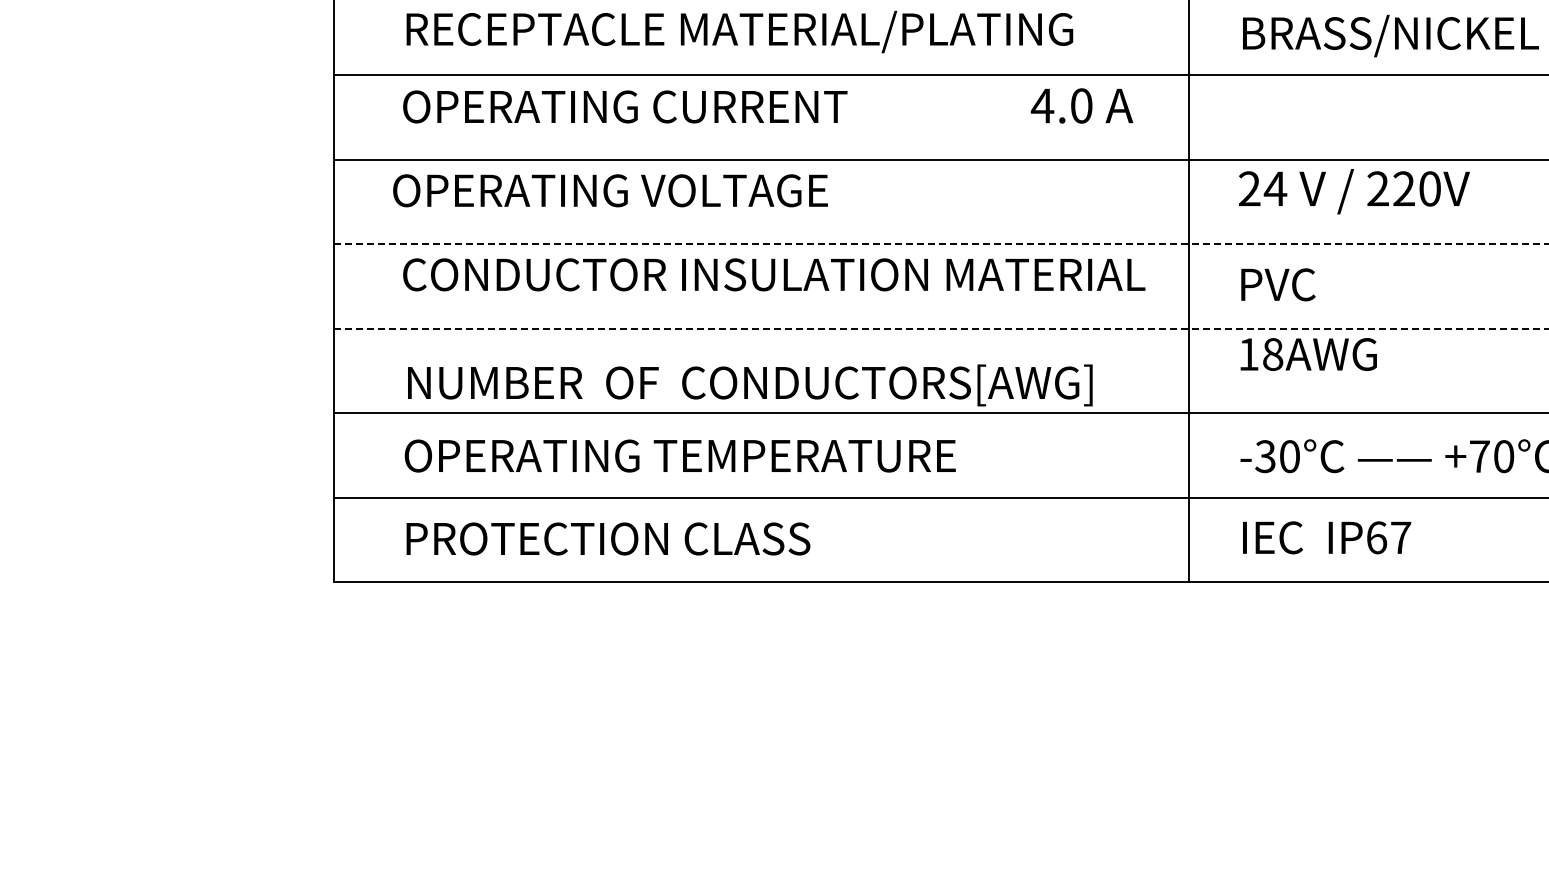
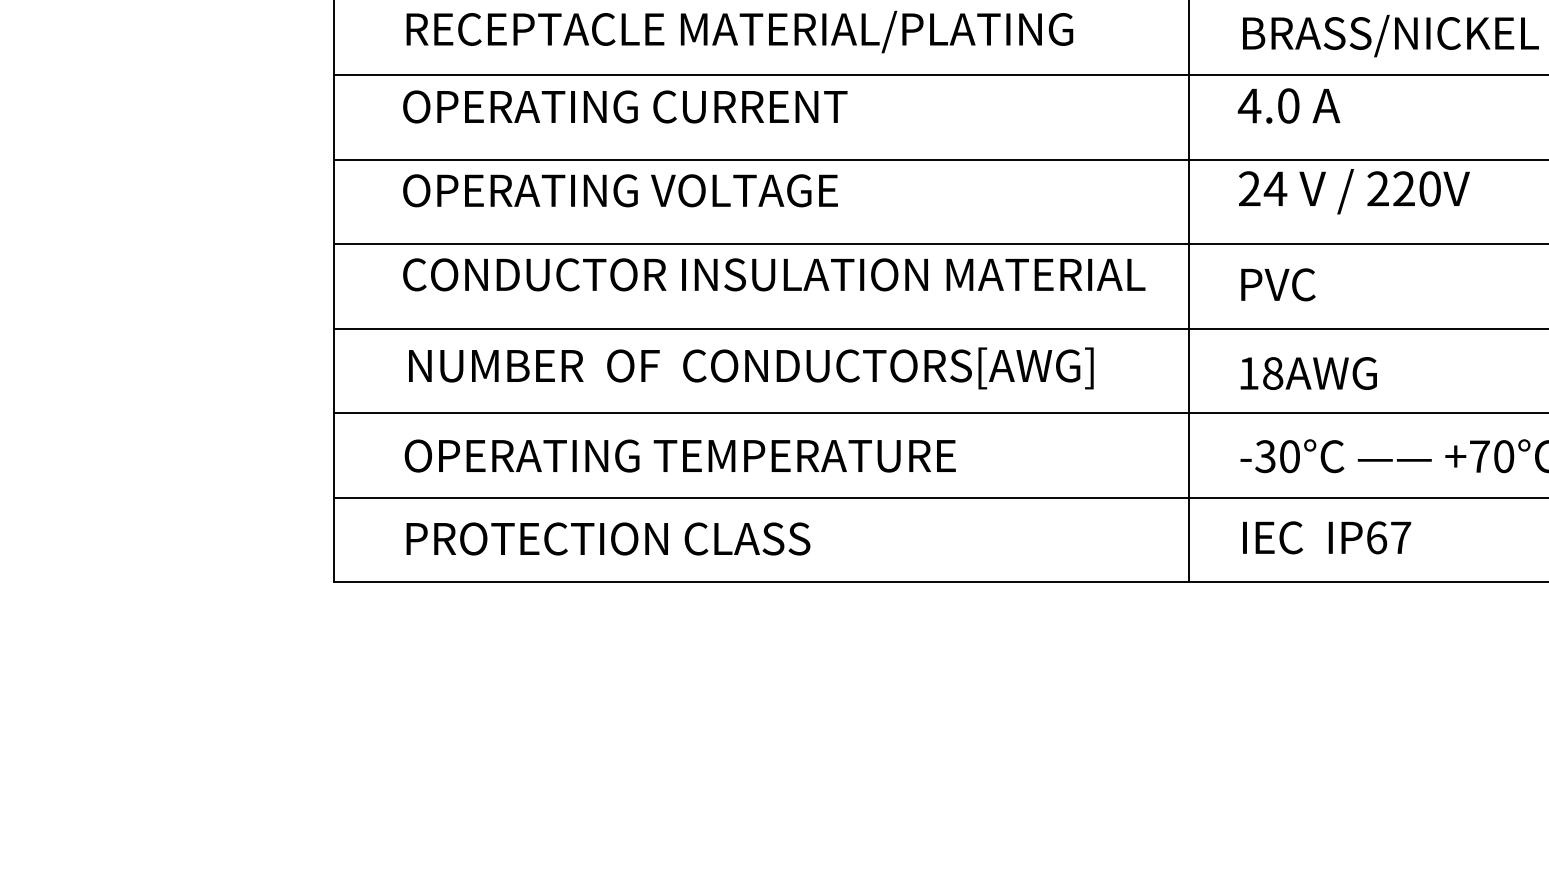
text position: (1081, 105) -> (1288, 105) (1288, 105)
text position: (610, 190) -> (620, 190) (620, 190)
line: dashed -> solid (941, 244)
line: dashed -> solid (941, 328)
text position: (1308, 354) -> (1308, 373) (1308, 373)
text position: (750, 385) -> (751, 368) (751, 368)
